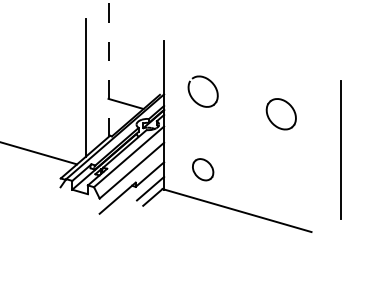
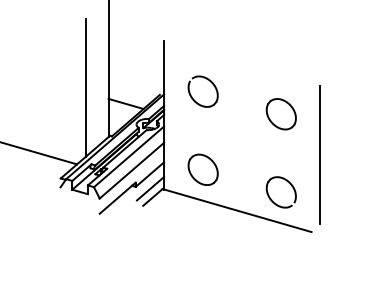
line: dashed -> solid (108, 68)
line position: (340, 149) -> (319, 154) (319, 154)
part size: 23x24 px -> 32x33 px (202, 169)
part: none -> present (271, 198)
